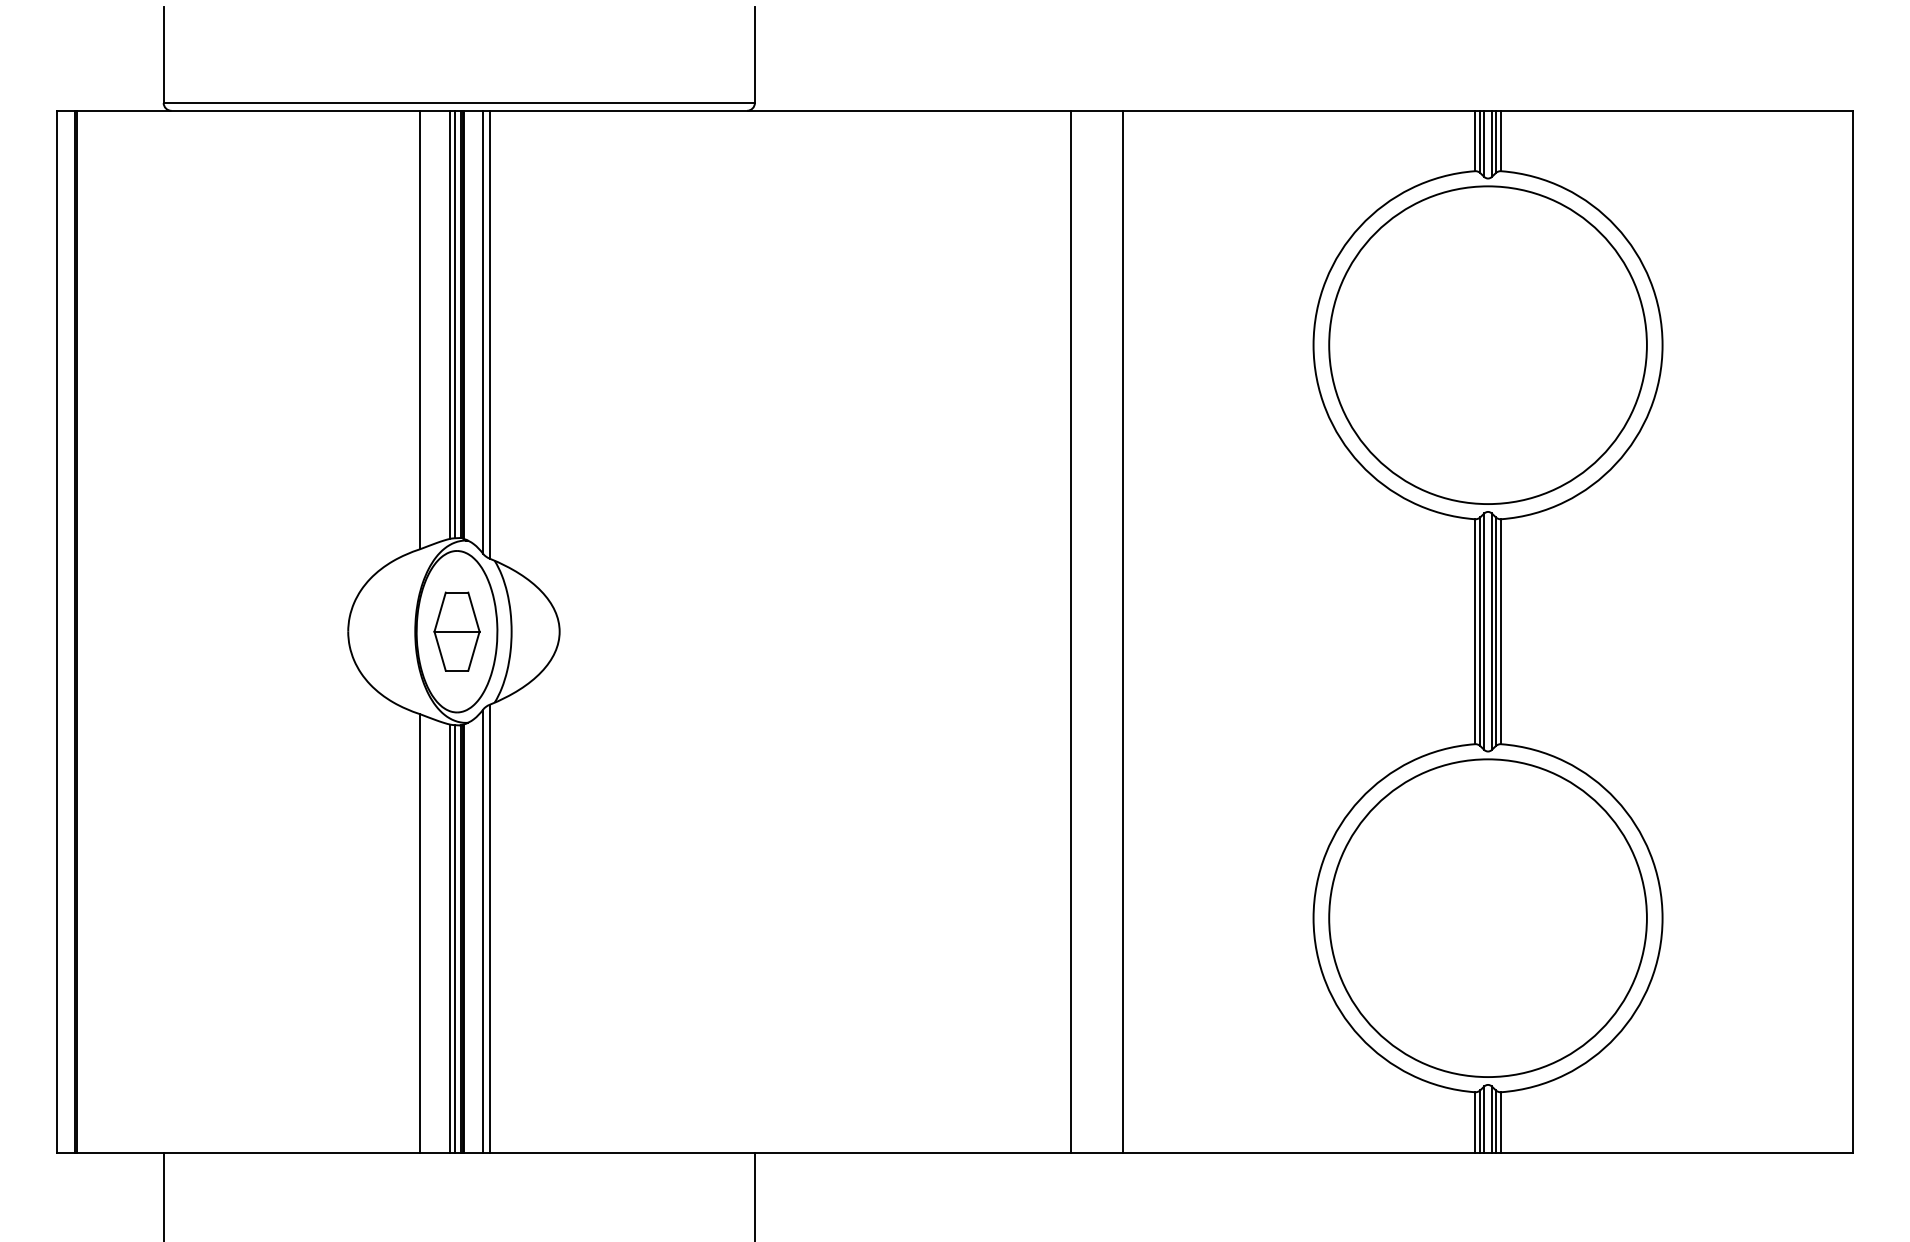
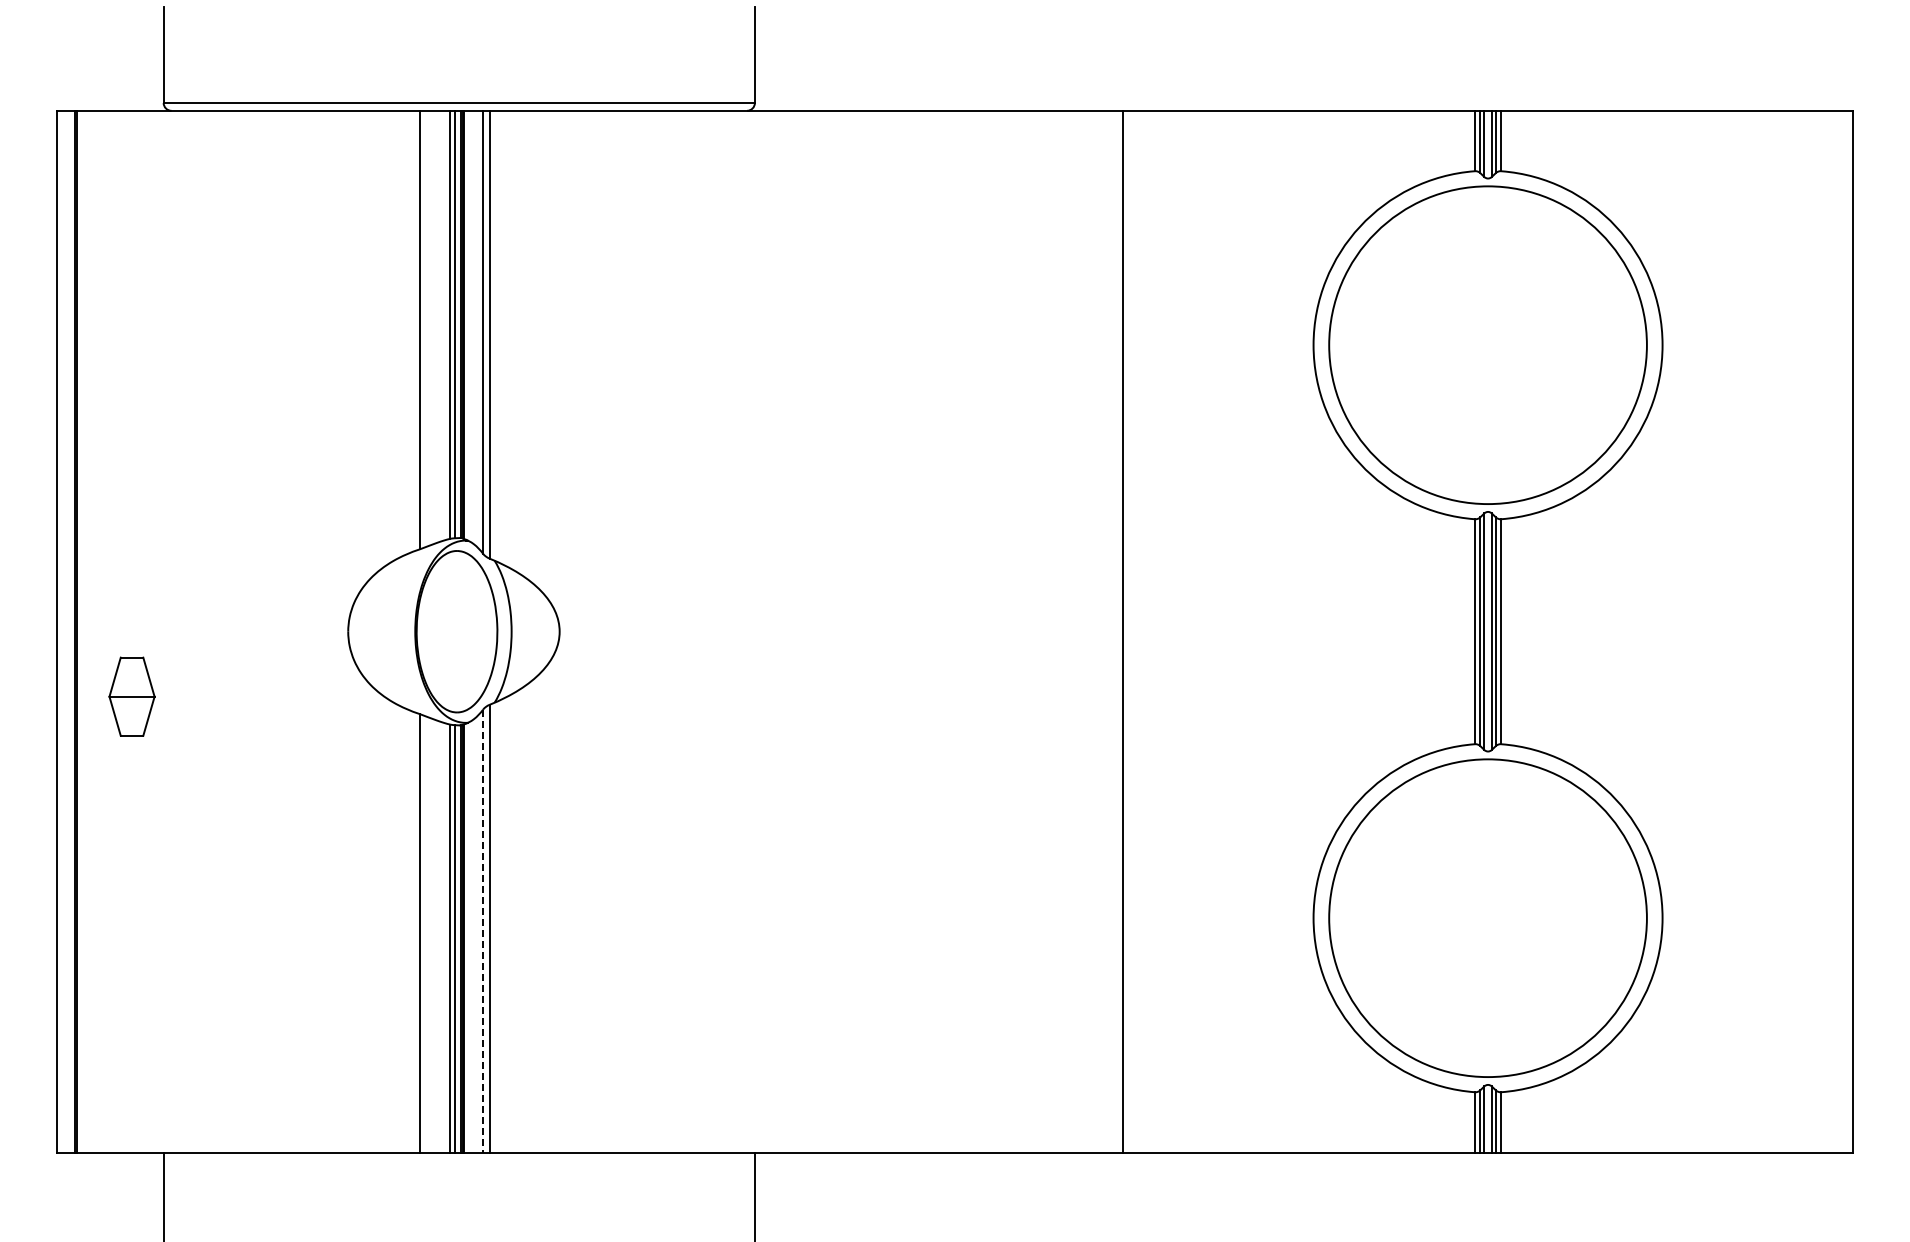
part position: (456, 631) -> (131, 696) (131, 696)
line: present -> none (1071, 631)
line: solid -> dashed (483, 931)
